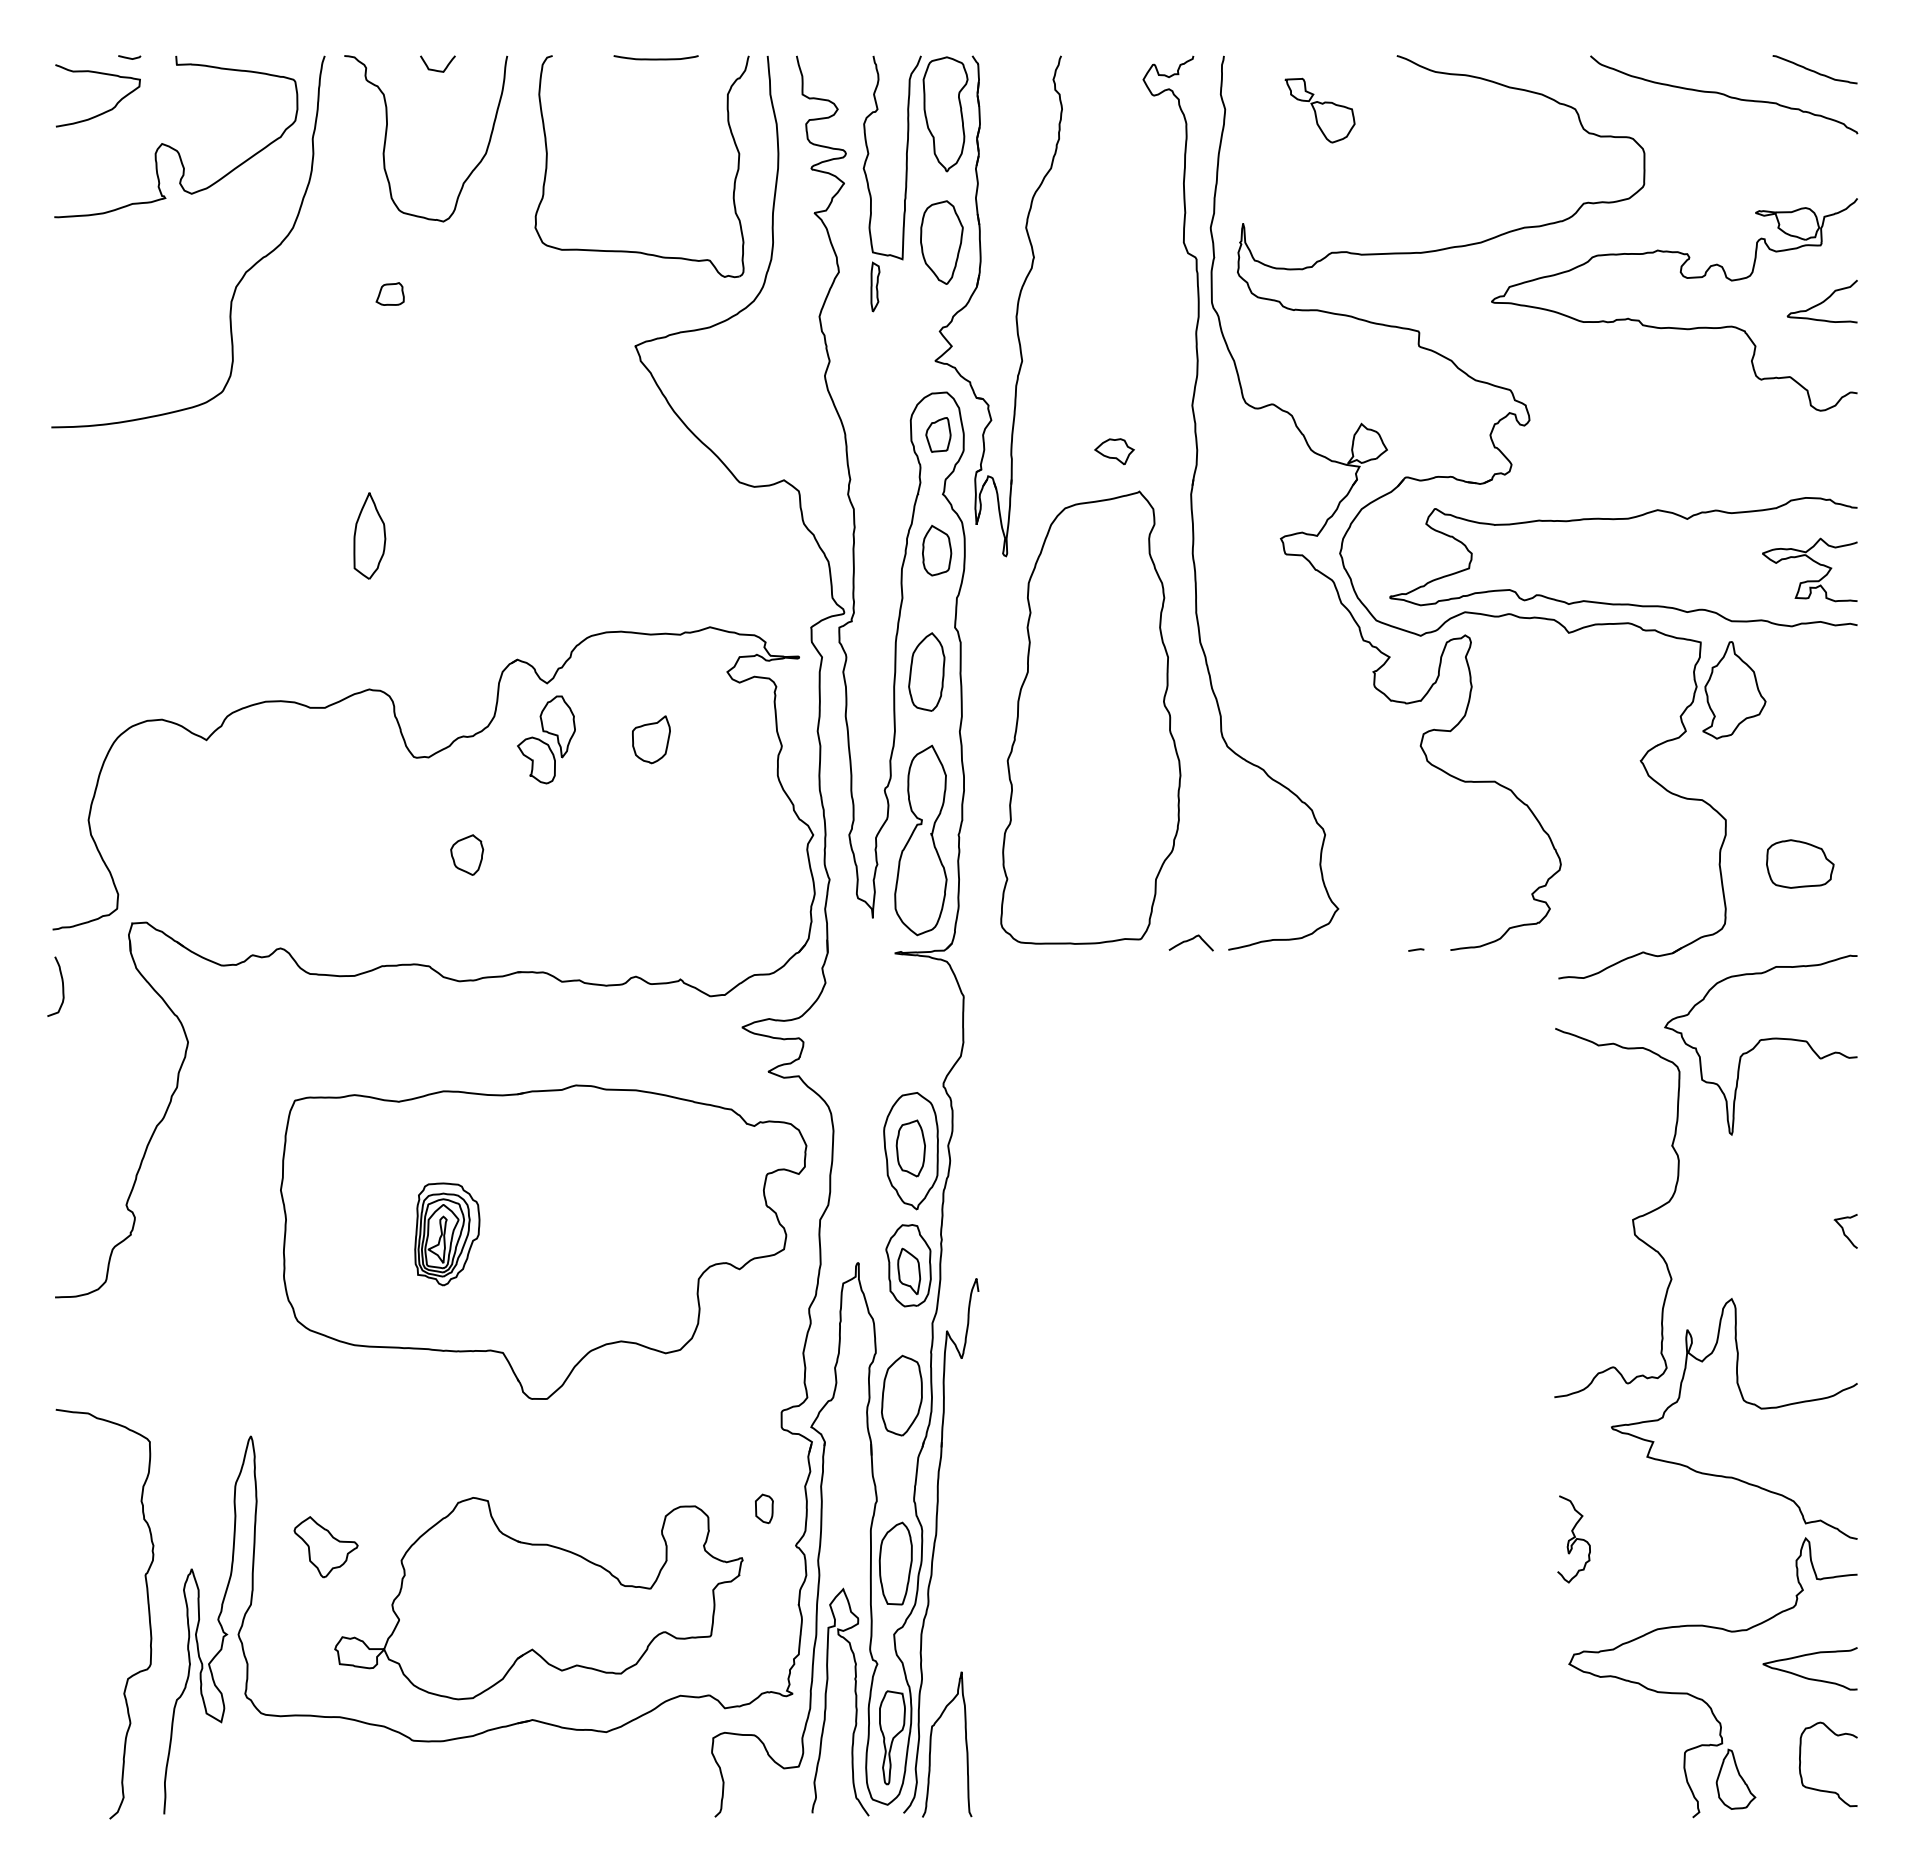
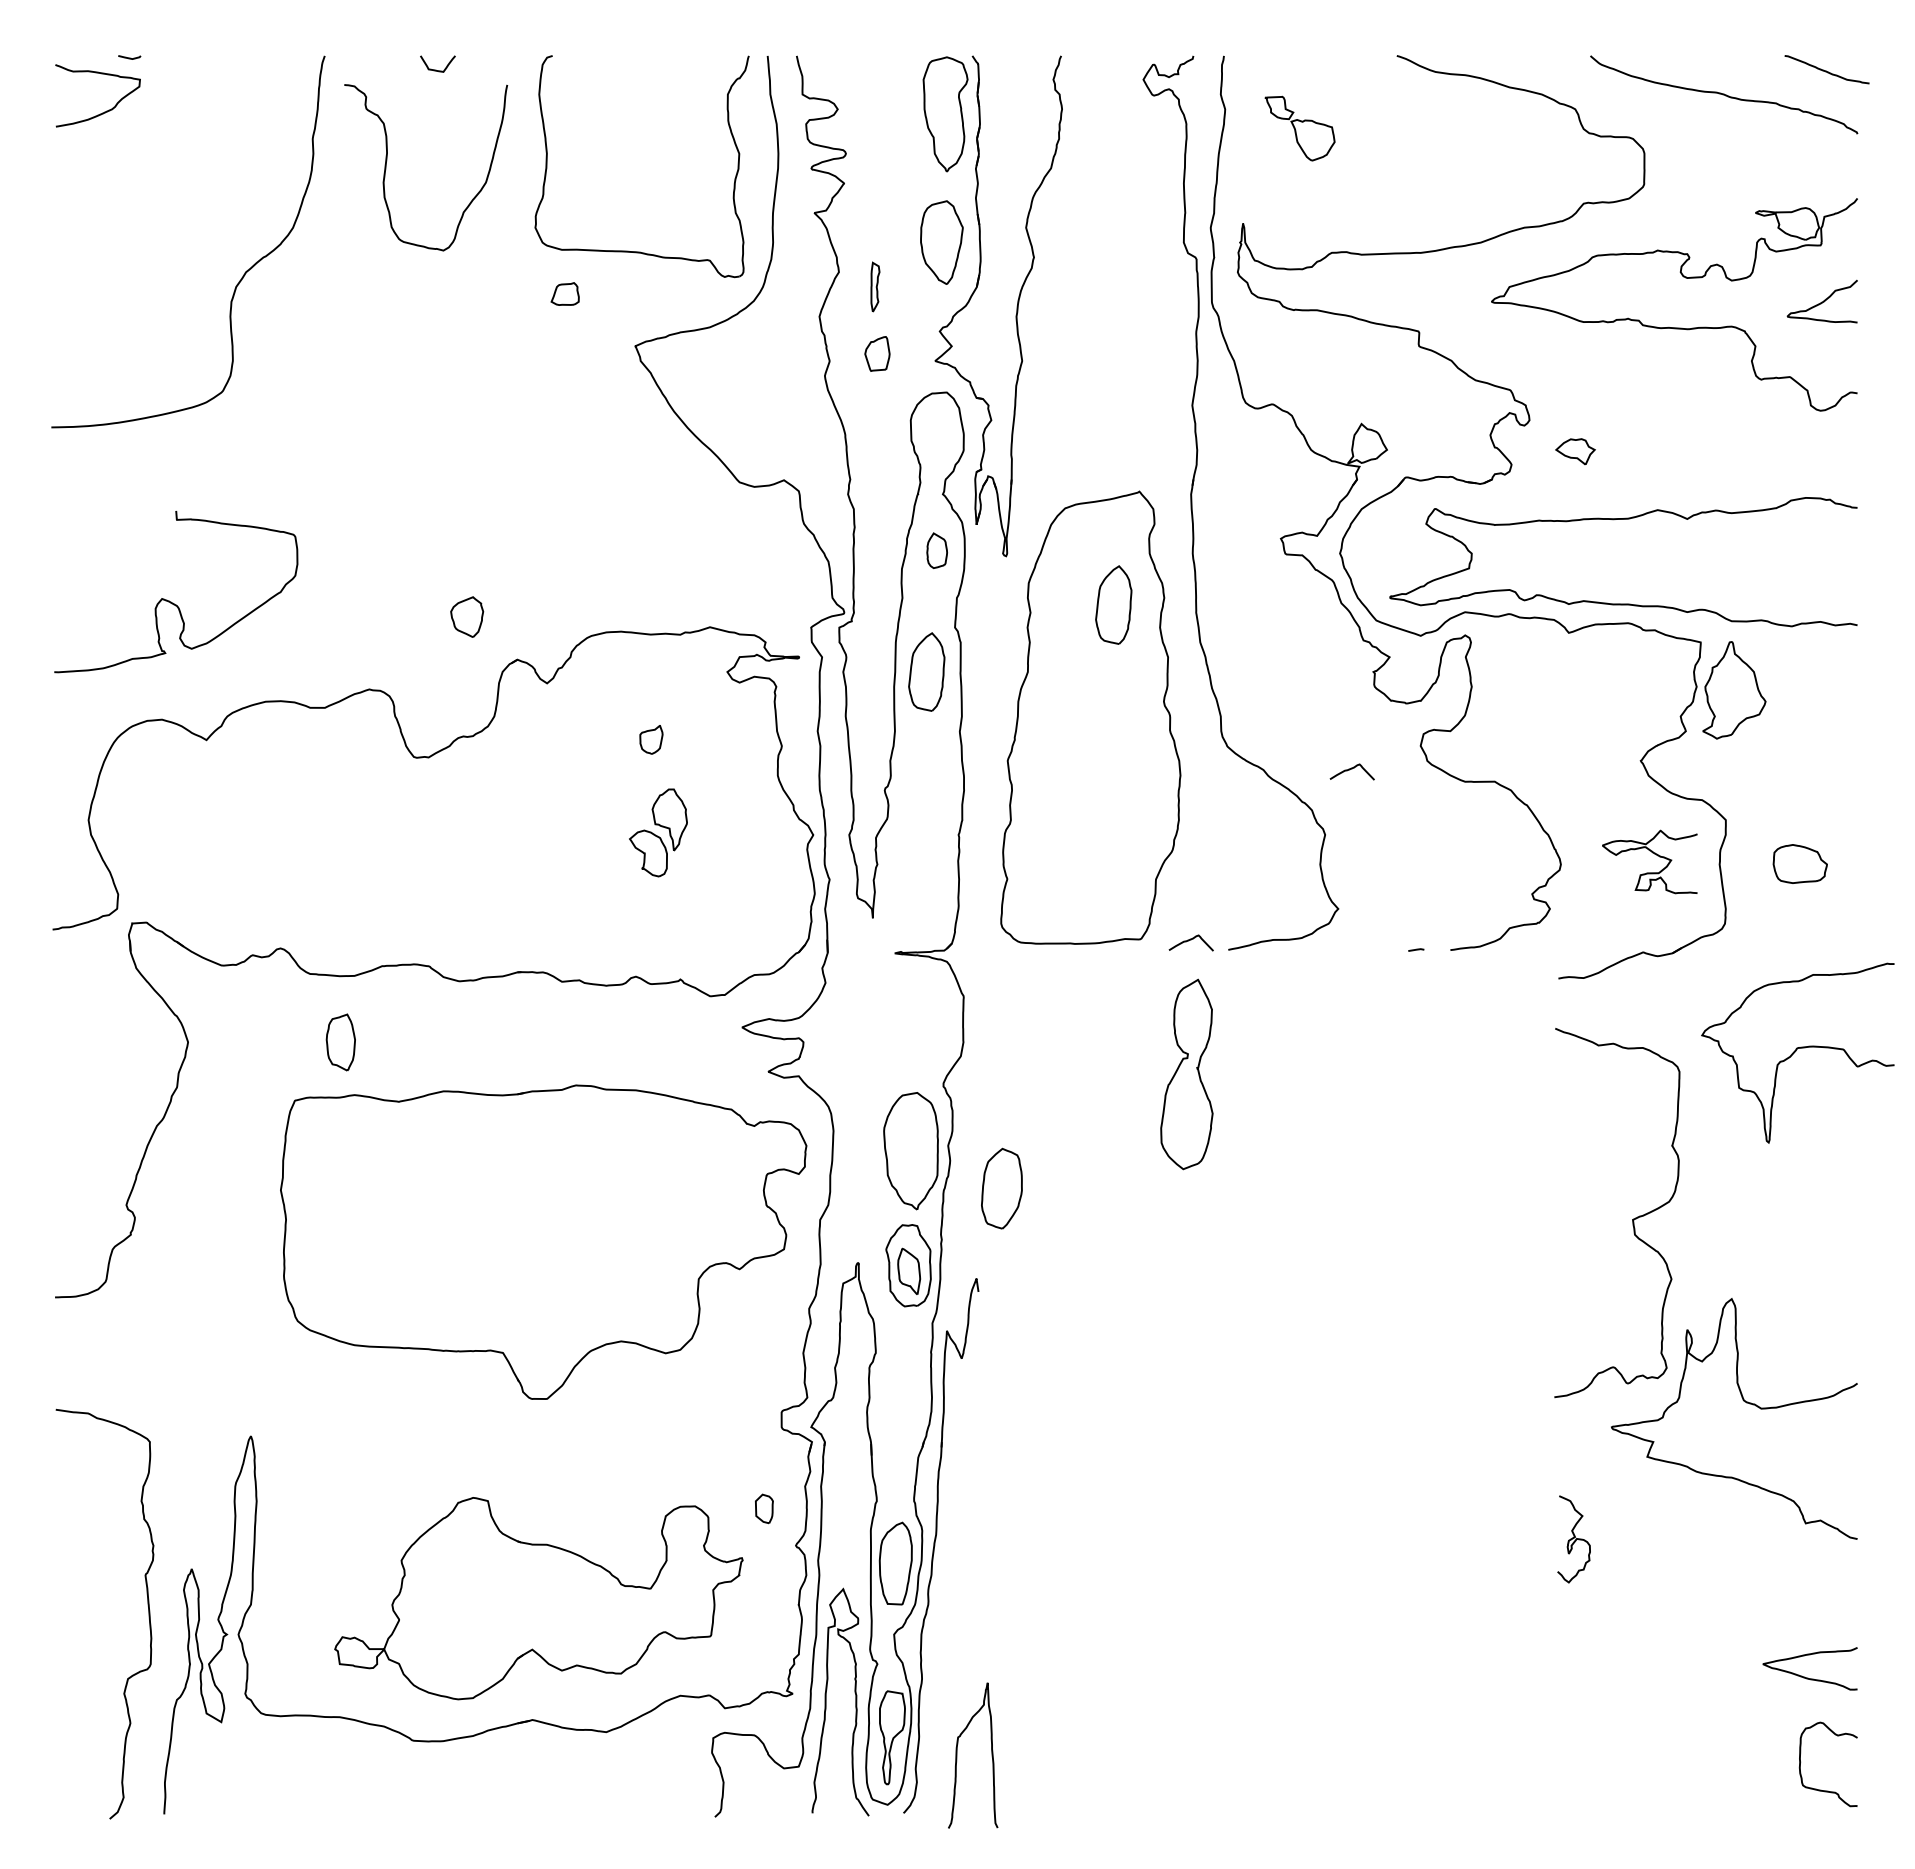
curve: present -> none (655, 58)
curve position: (1814, 70) -> (1826, 70) (1826, 70)
part position: (1319, 110) -> (1299, 128) (1299, 128)
curve position: (387, 131) -> (387, 160) (387, 160)
curve position: (171, 146) -> (171, 601) (171, 601)
curve: present -> none (905, 162)
part position: (389, 293) -> (564, 293) (564, 293)
part position: (938, 434) -> (877, 353) (877, 353)
part position: (1114, 451) -> (1575, 451) (1575, 451)
part: present -> none (369, 535)
part size: 31x52 px -> 22x37 px (936, 550)
curve position: (1812, 561) -> (1652, 853) (1652, 853)
part: none -> present (1113, 604)
part position: (546, 739) -> (658, 832) (658, 832)
part size: 39x50 px -> 25x30 px (651, 739)
curve: none -> present (1351, 769)
part position: (920, 840) -> (1186, 1074) (1186, 1074)
part position: (467, 854) -> (467, 616) (467, 616)
part size: 69x50 px -> 56x40 px (1799, 863)
curve: present -> none (62, 986)
curve position: (1759, 1043) -> (1796, 1051) (1796, 1051)
part position: (910, 1148) -> (340, 1042) (340, 1042)
curve: present -> none (1844, 1231)
part: present -> none (447, 1234)
part position: (901, 1395) -> (1001, 1188) (1001, 1188)
part: present -> none (325, 1547)
part: present -> none (1701, 1698)
curve position: (931, 1744) -> (957, 1755) (957, 1755)
